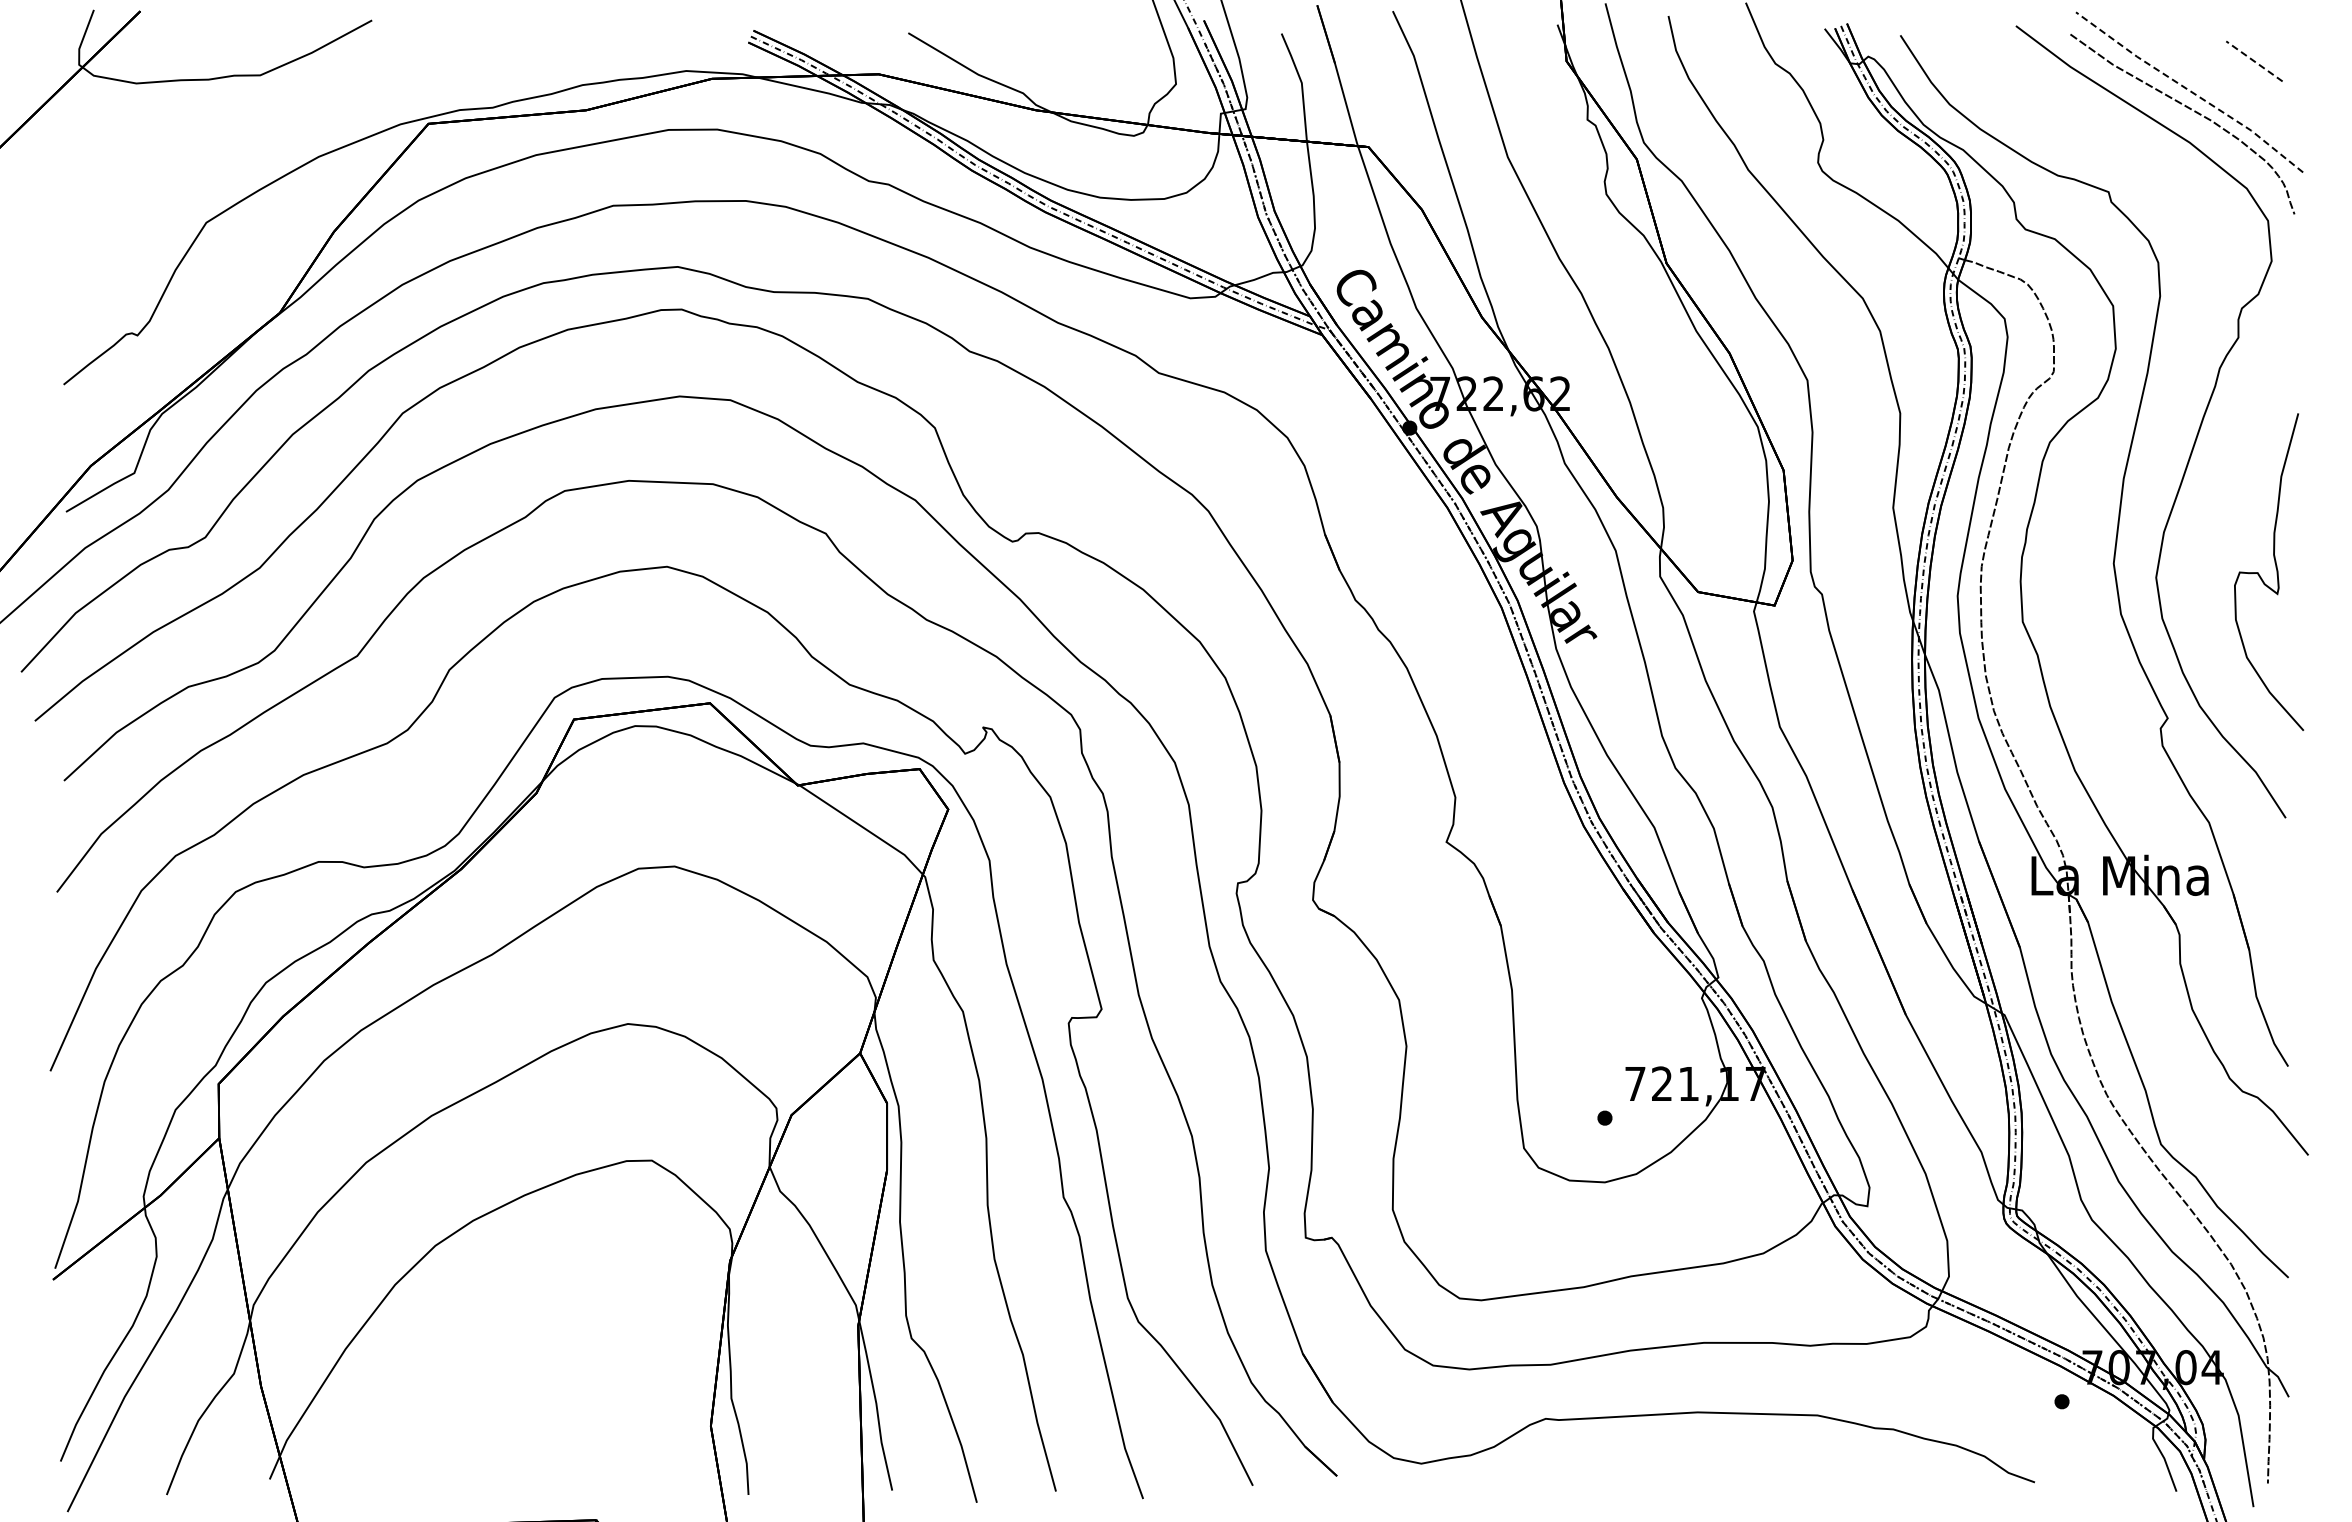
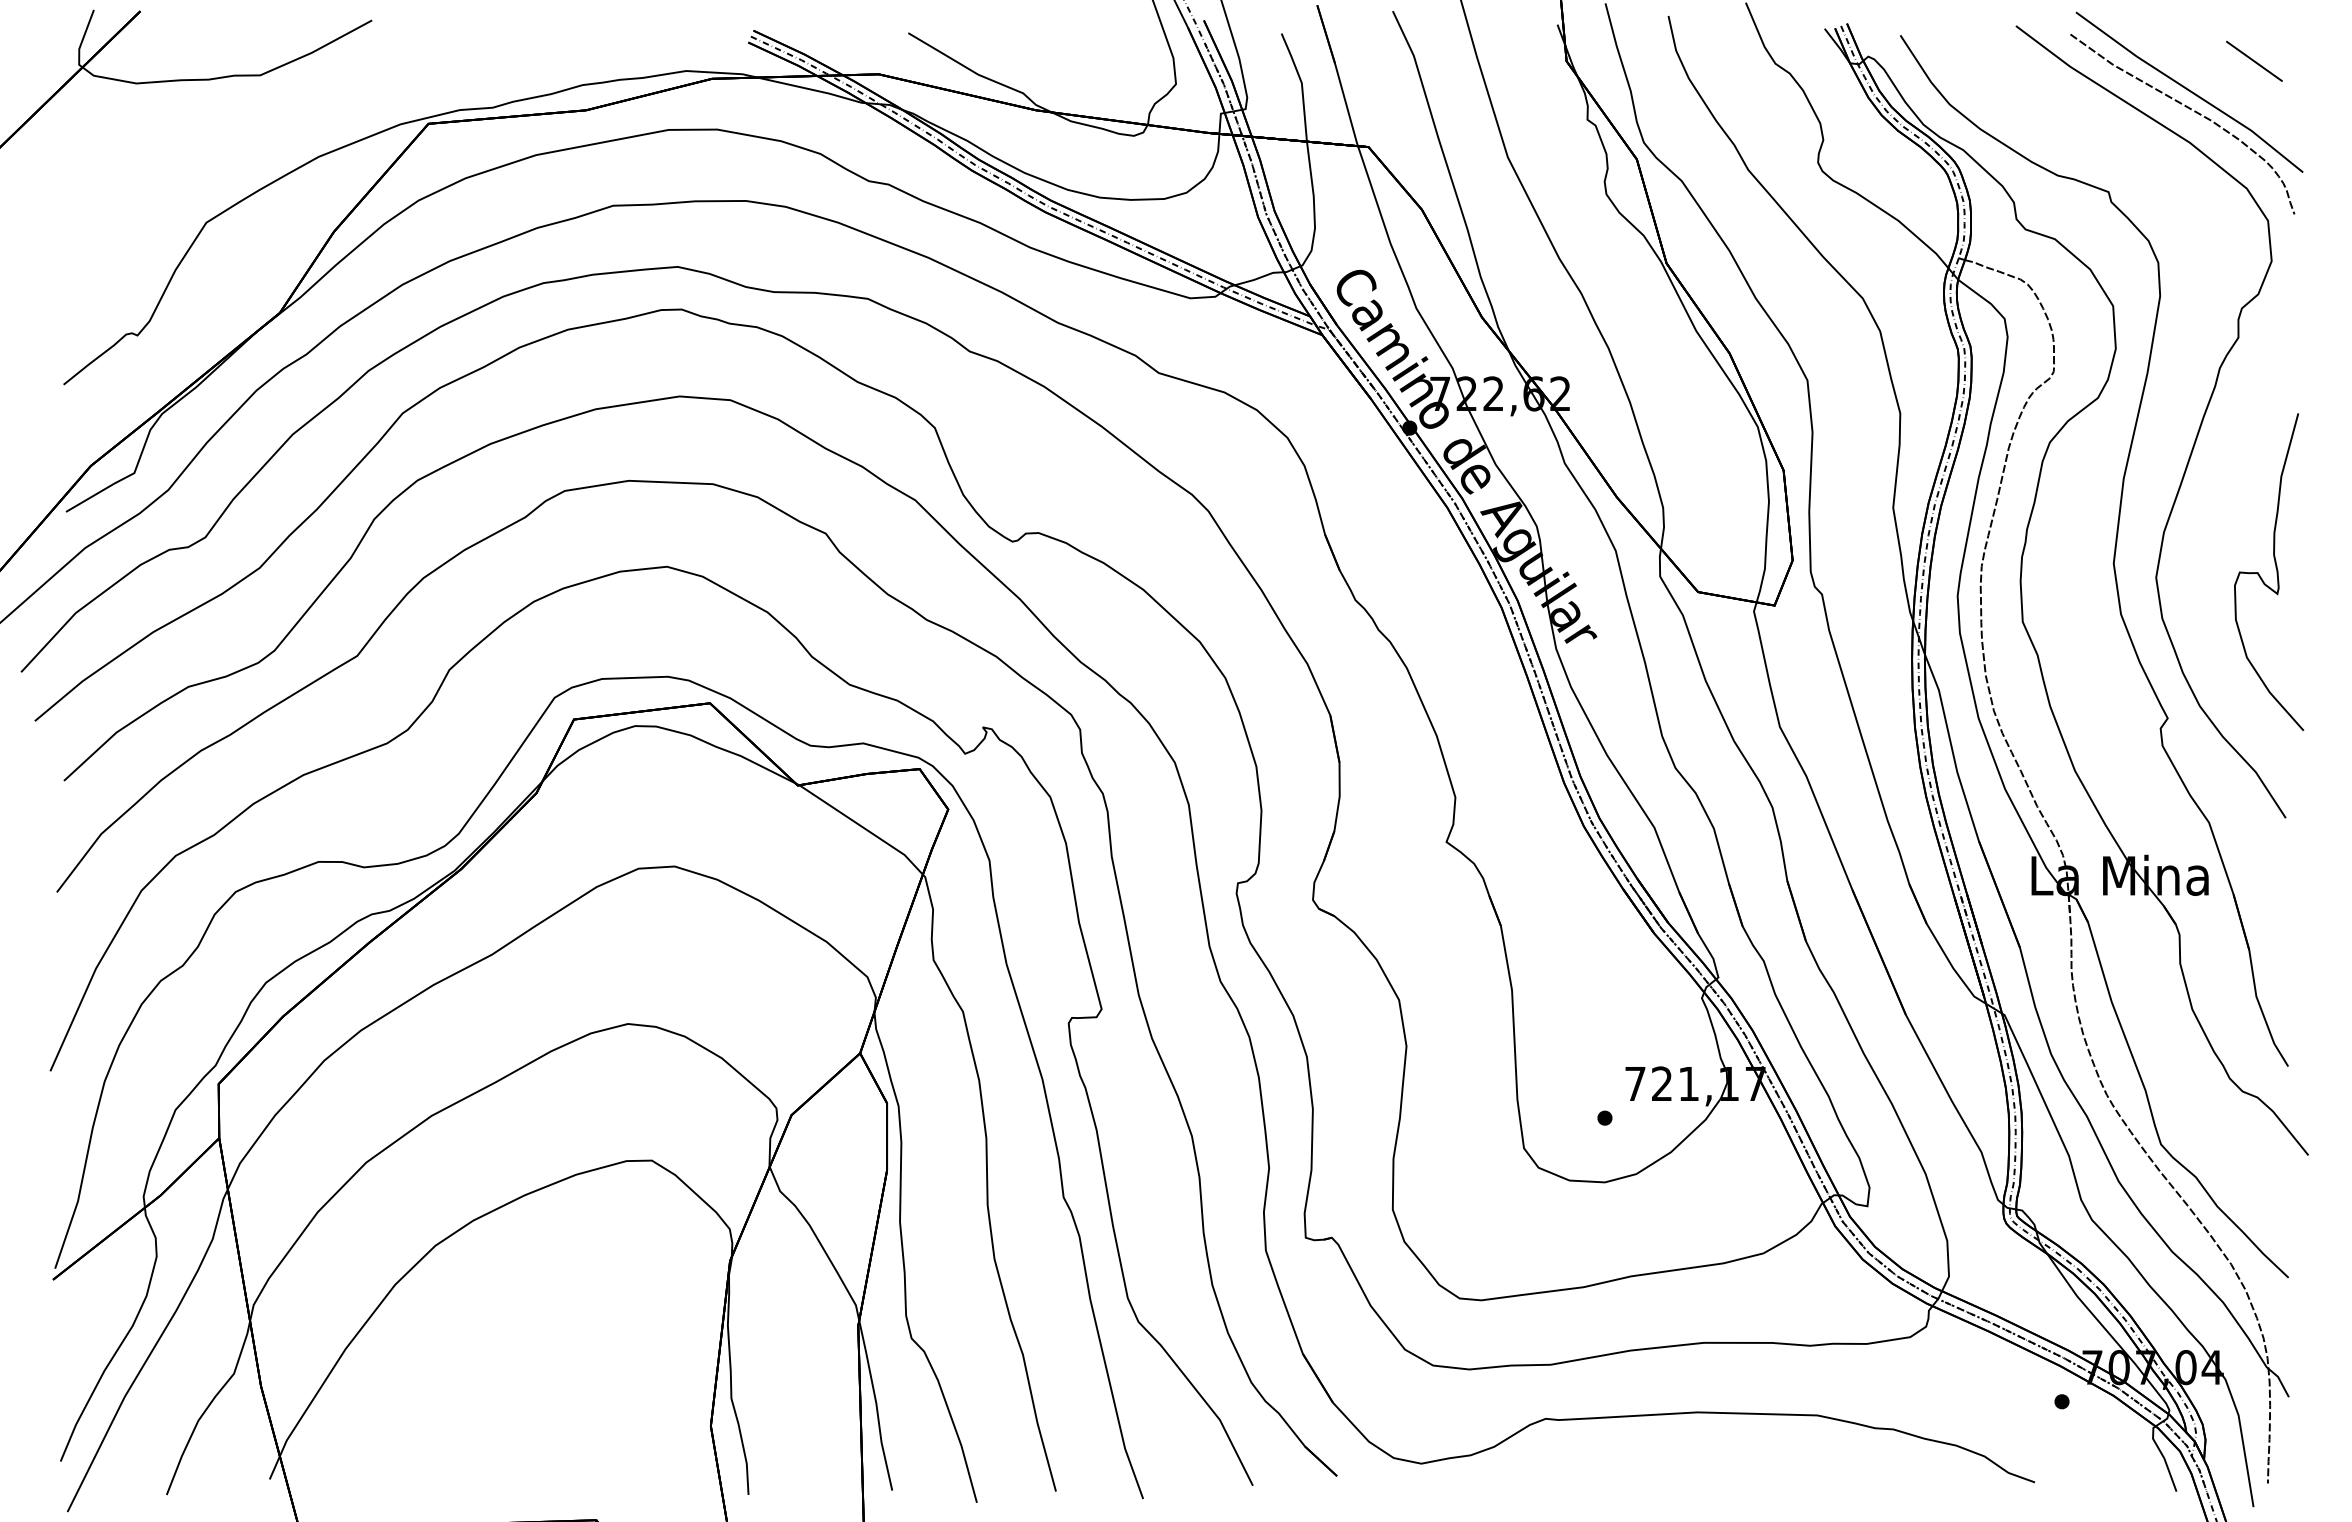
line: dashed -> solid (2254, 61)
line: dashed -> solid (2190, 91)
